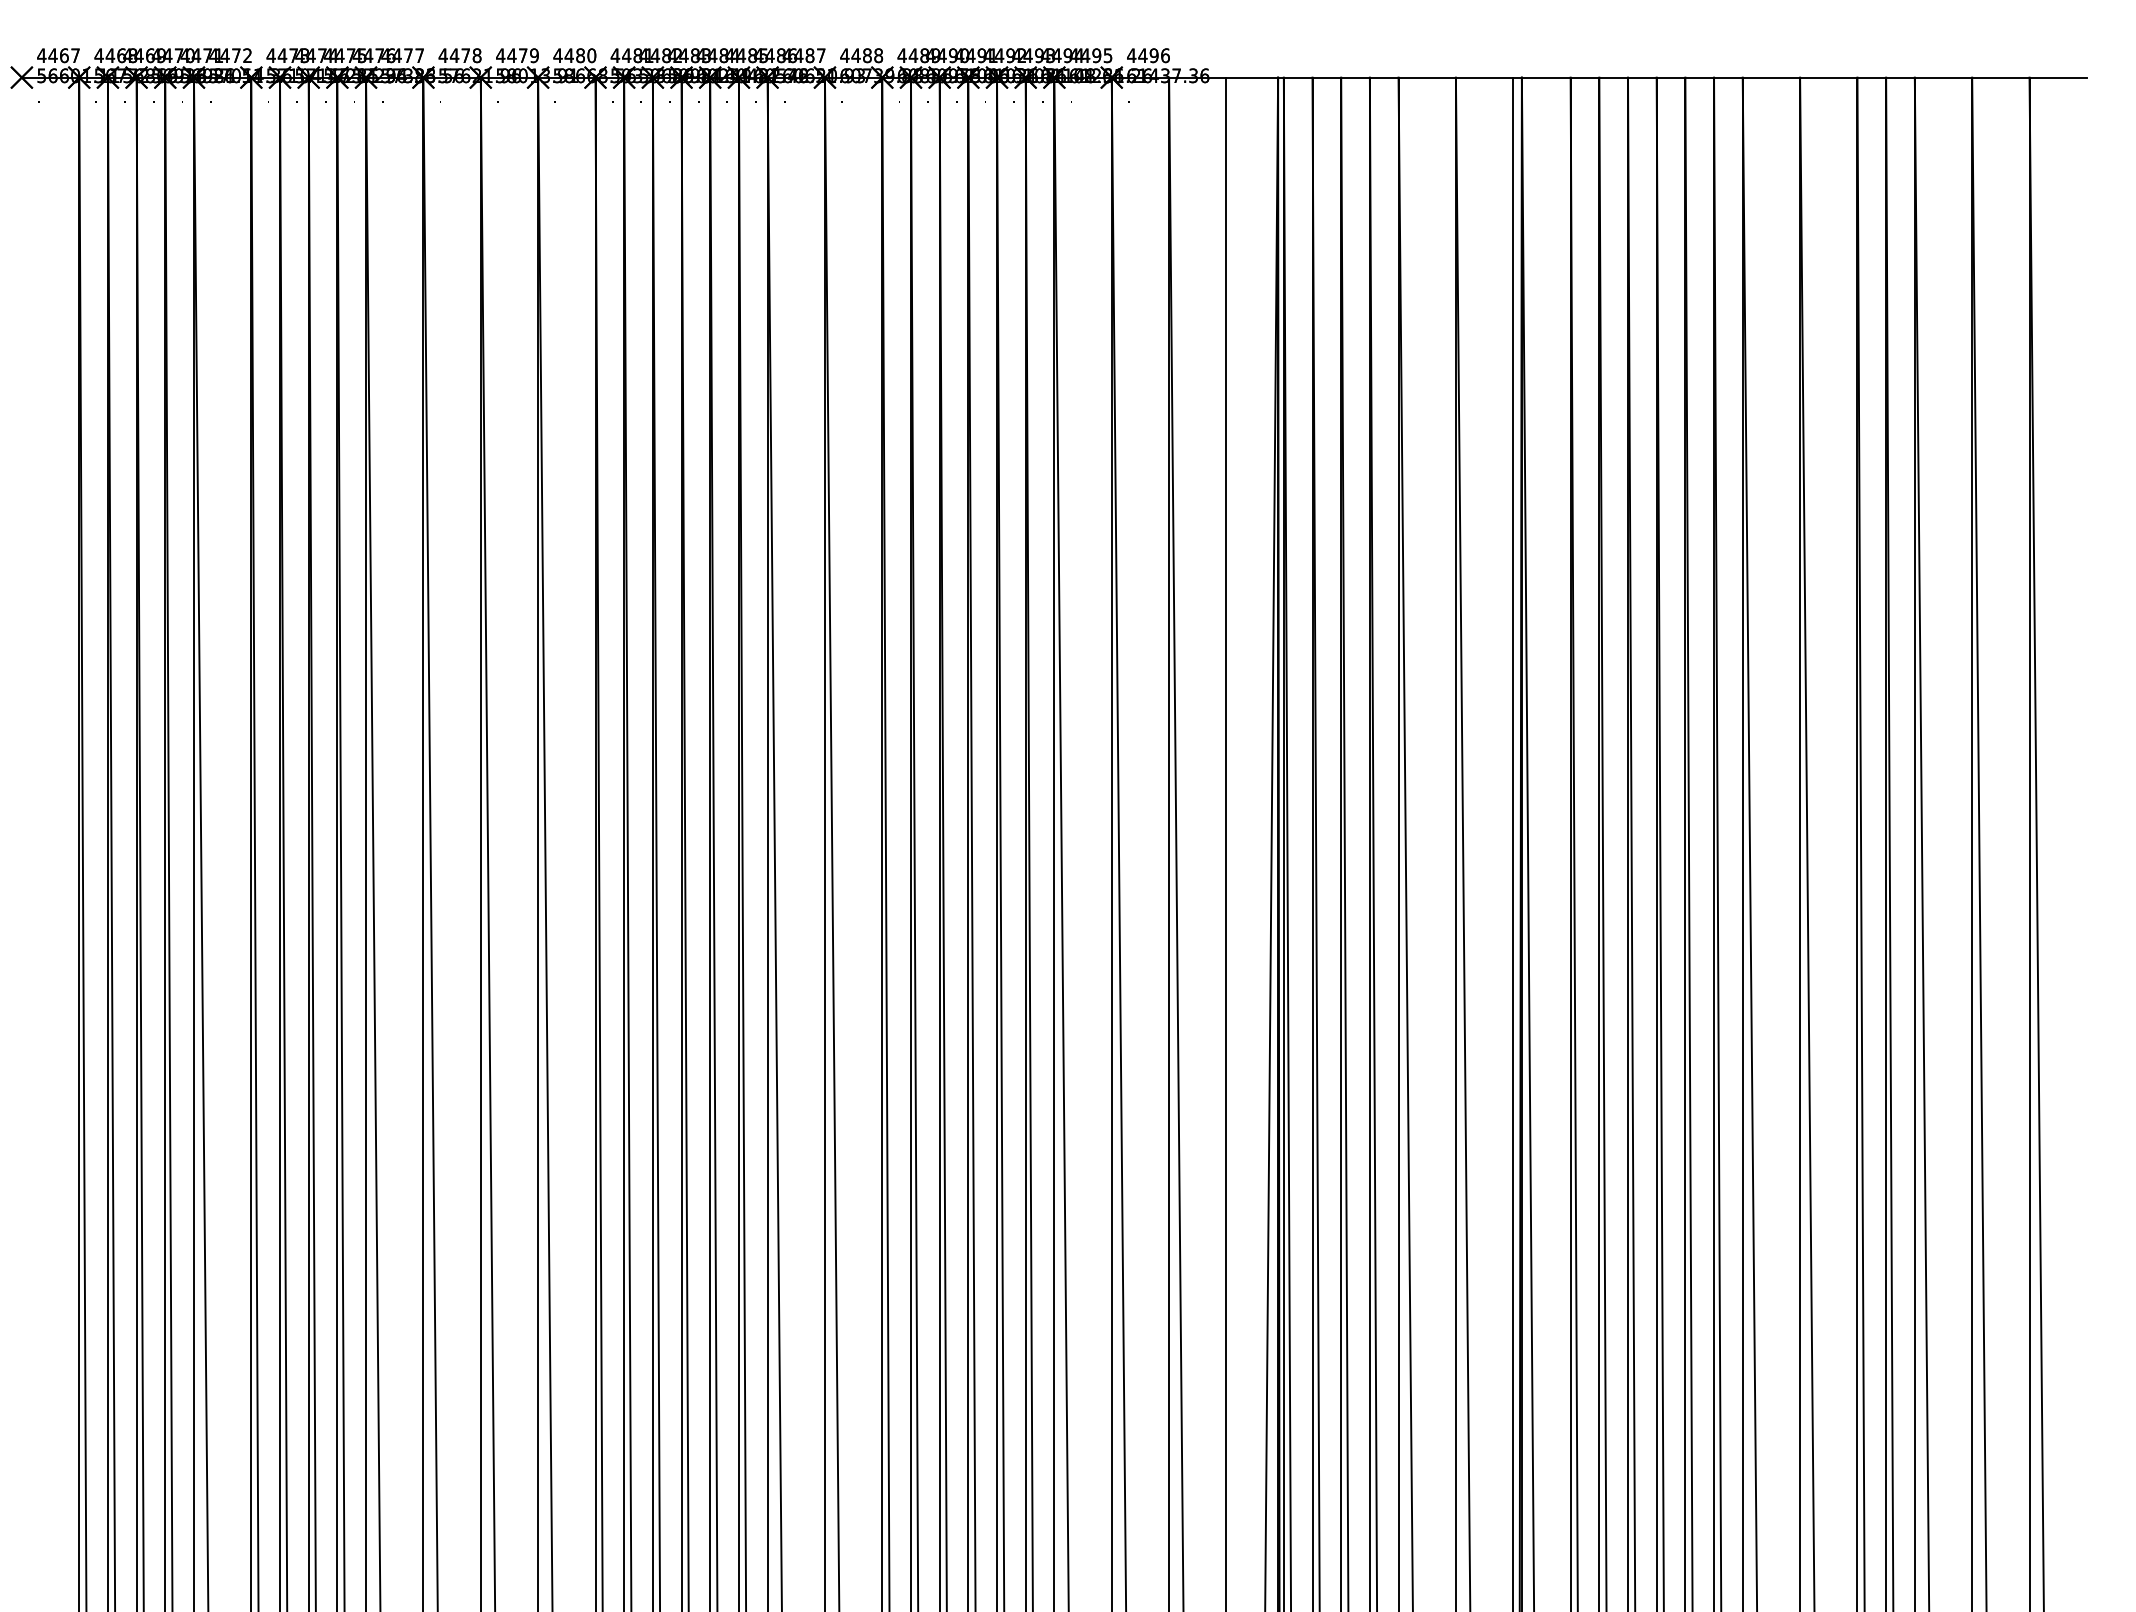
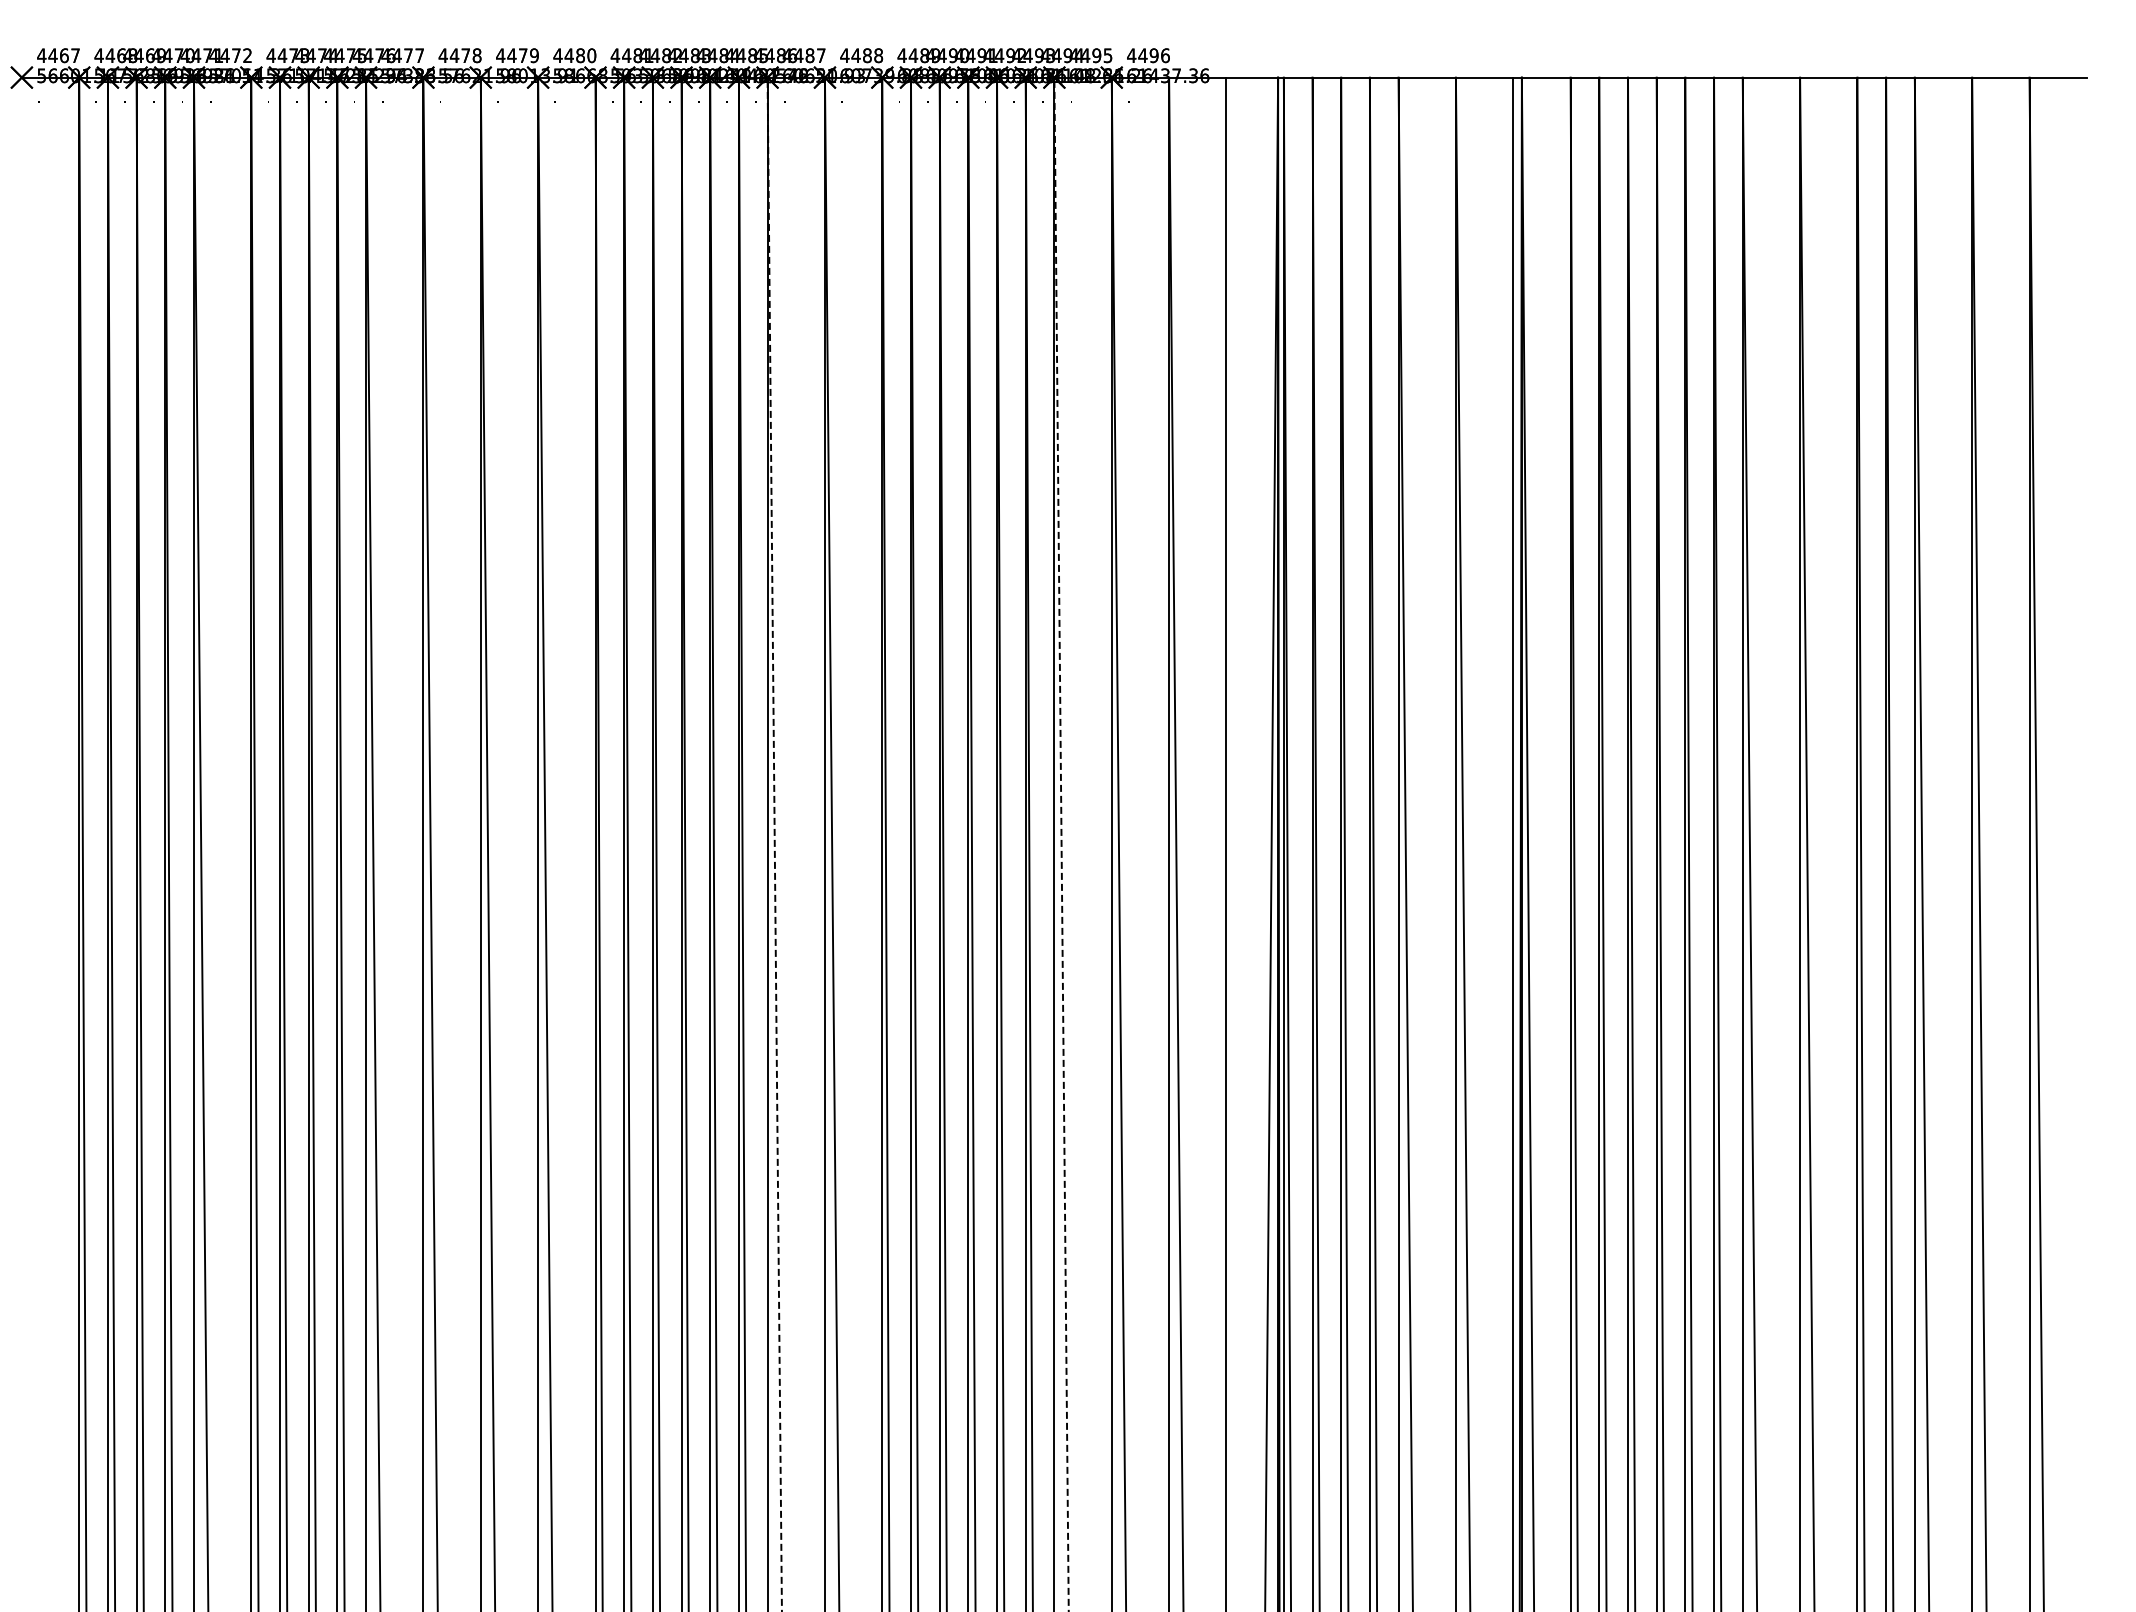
line: solid -> dashed (774, 844)
line: solid -> dashed (1061, 844)
